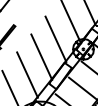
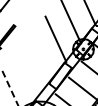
line: present -> none (41, 56)
line: present -> none (27, 74)
line: solid -> dashed (10, 88)
